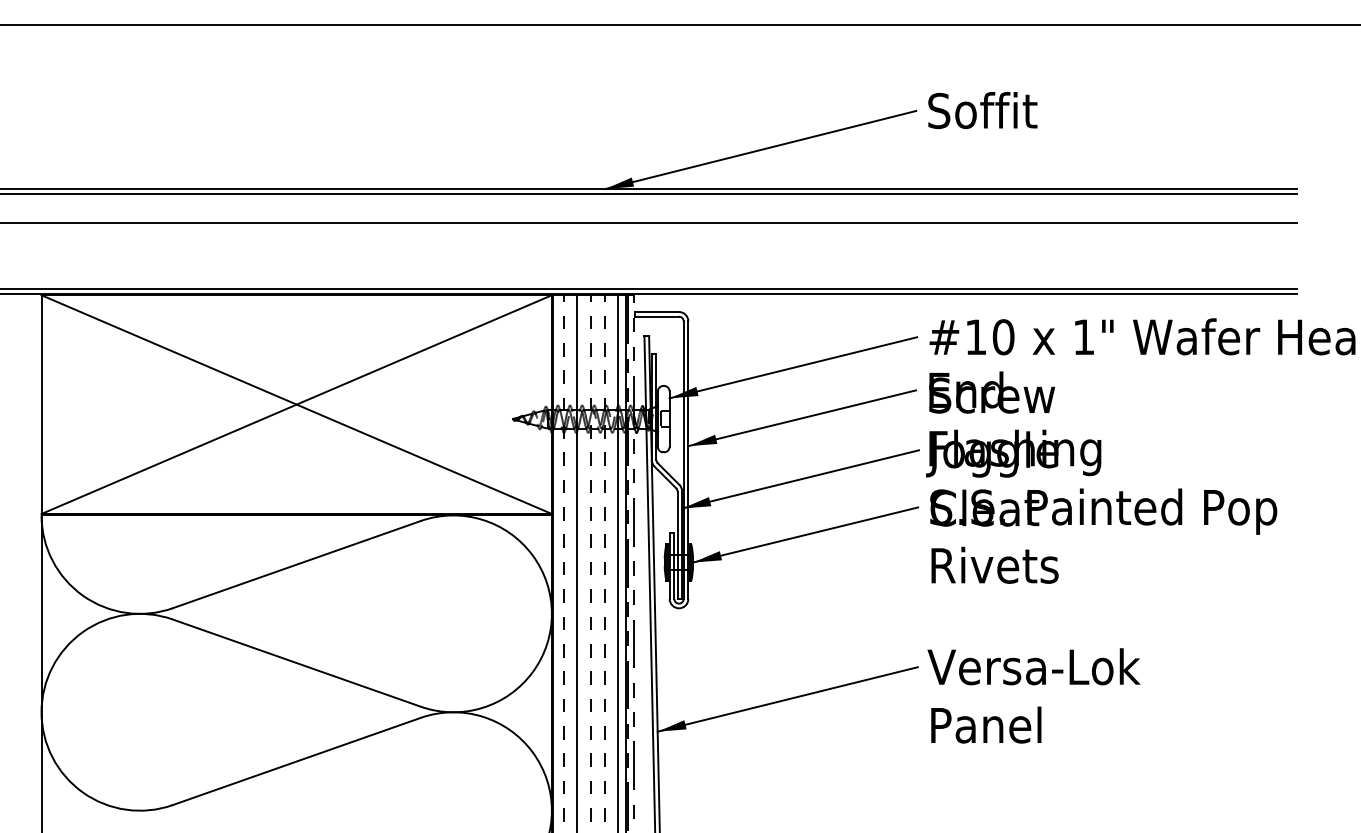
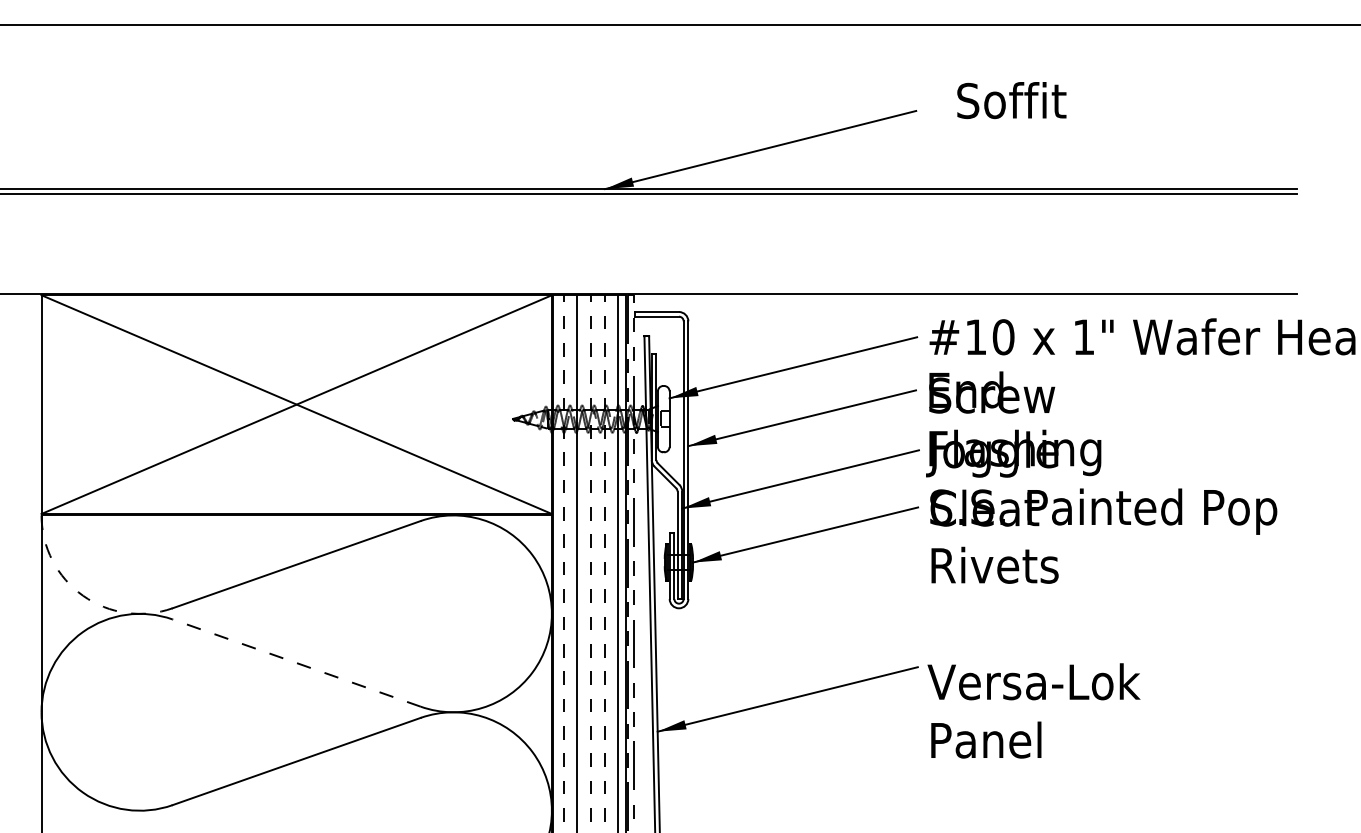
text position: (982, 110) -> (1011, 100) (1011, 100)
line: present -> none (649, 223)
line: present -> none (649, 289)
arc: solid -> dashed (83, 595)
line: solid -> dashed (296, 663)
text position: (1033, 695) -> (1033, 710) (1033, 710)
